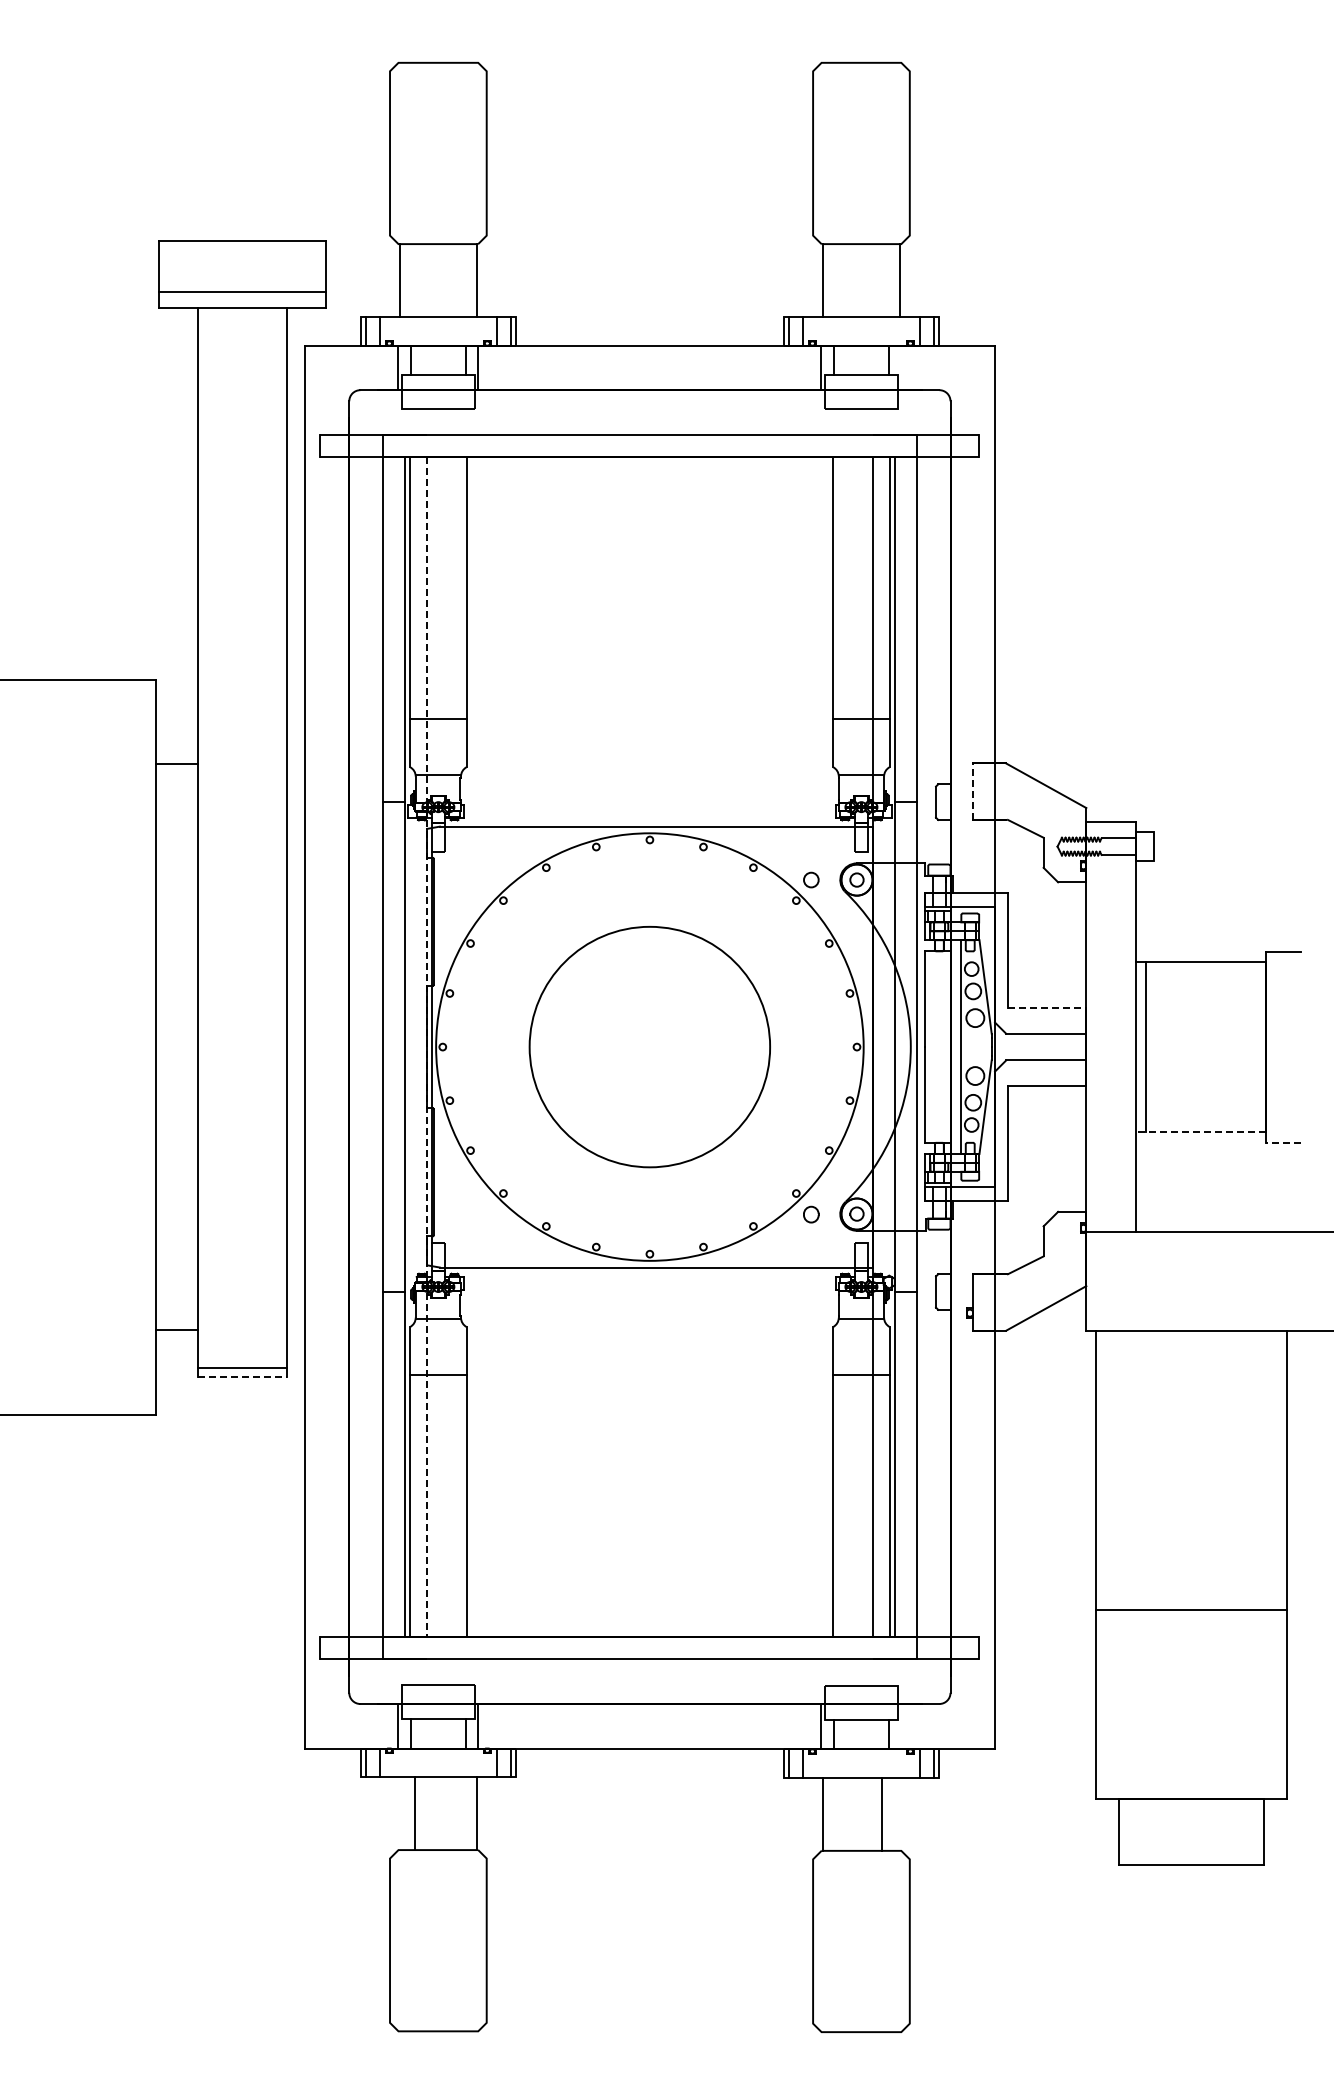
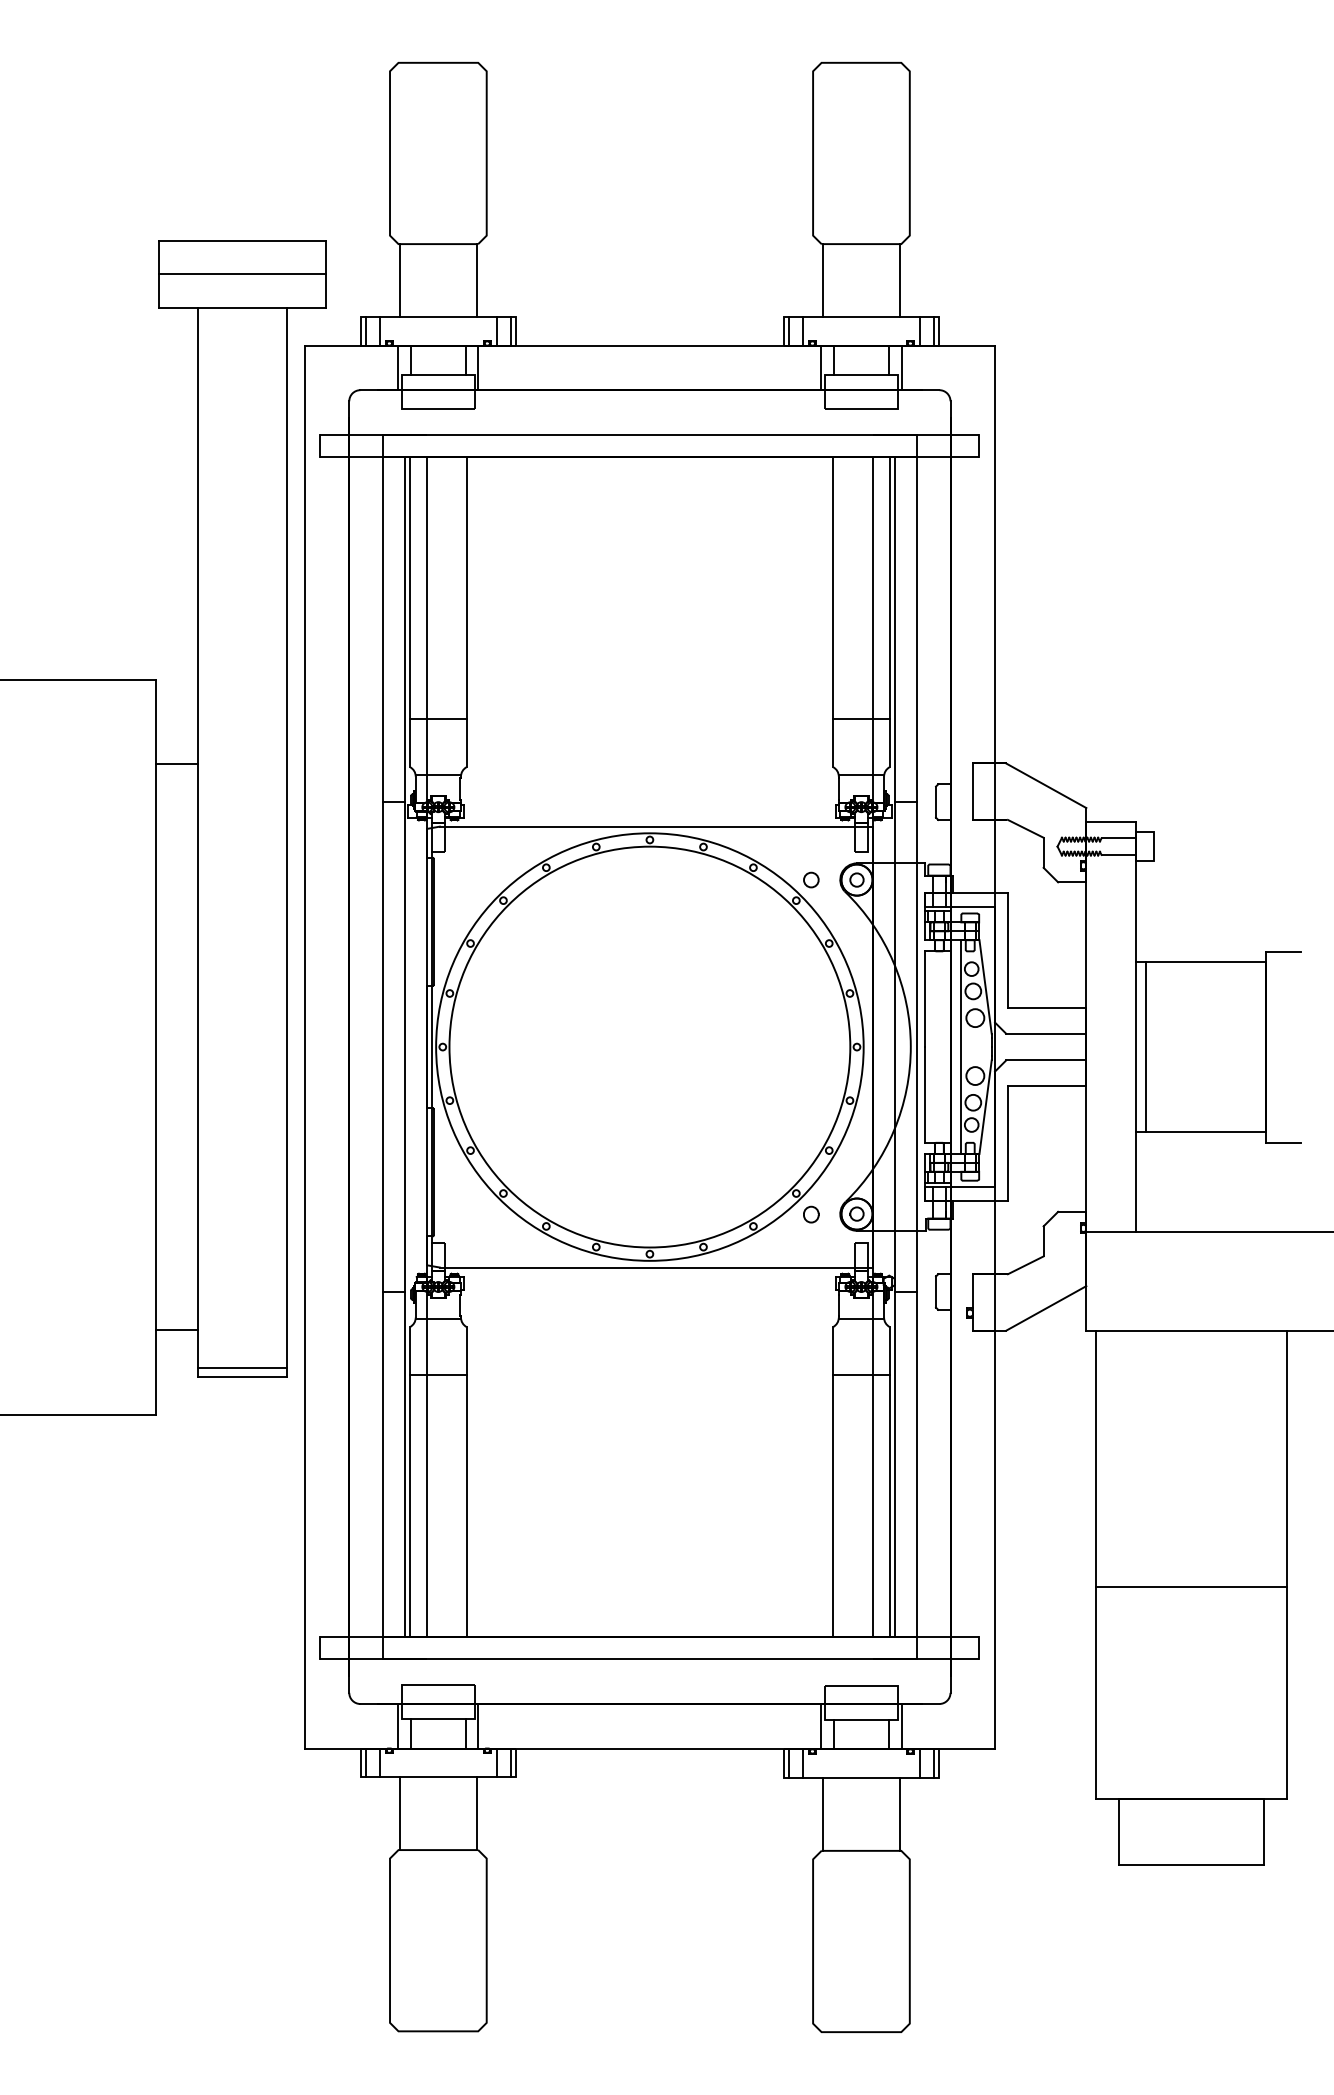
line position: (241, 292) -> (241, 274) (241, 274)
line: none -> present (901, 367)
line: dashed -> solid (972, 791)
line: dashed -> solid (1047, 1008)
circle diameter: 240 px -> 401 px (649, 1046)
line: dashed -> solid (427, 1047)
line: dashed -> solid (1200, 1131)
line: dashed -> solid (1283, 1142)
line: dashed -> solid (242, 1376)
line position: (1191, 1610) -> (1191, 1587) (1191, 1587)
line: none -> present (901, 1726)
line position: (414, 1813) -> (399, 1813) (399, 1813)
line position: (882, 1813) -> (900, 1813) (900, 1813)
